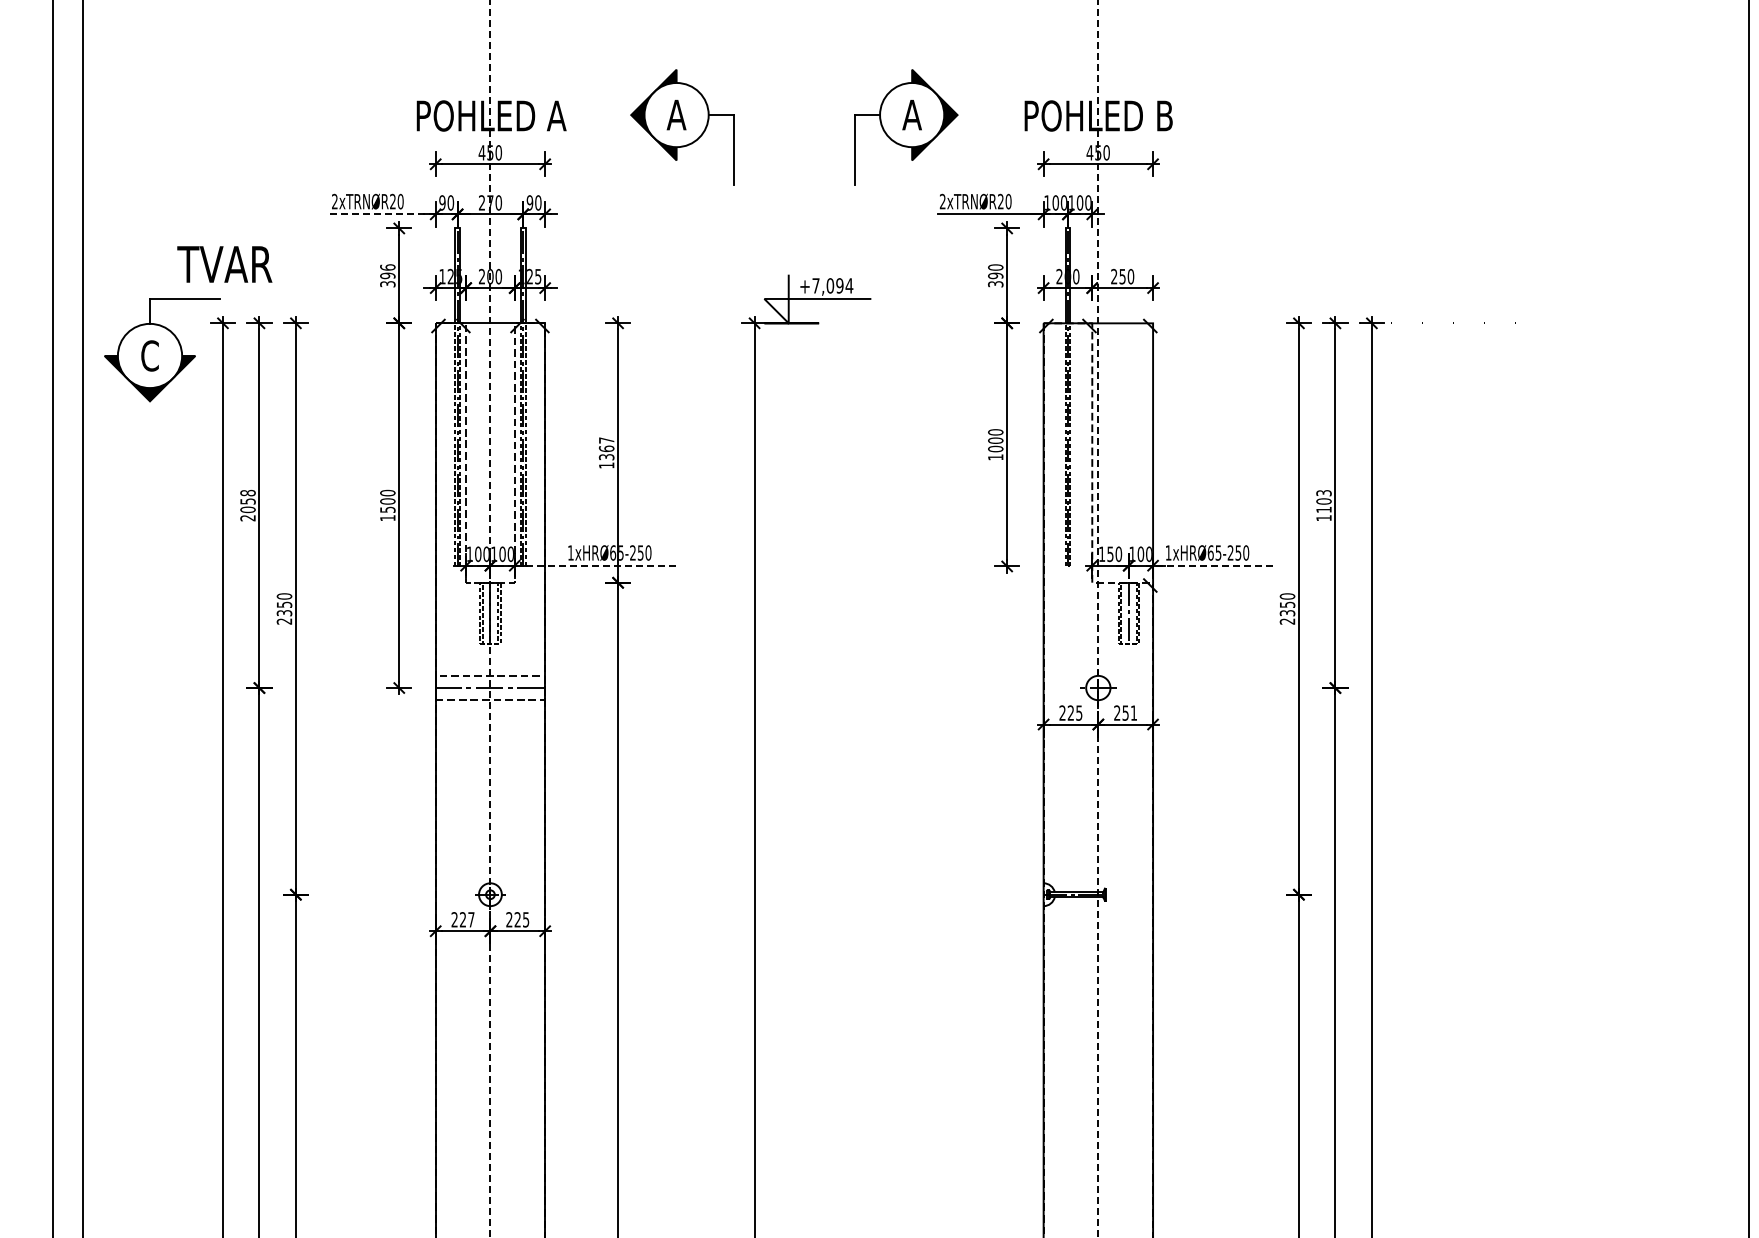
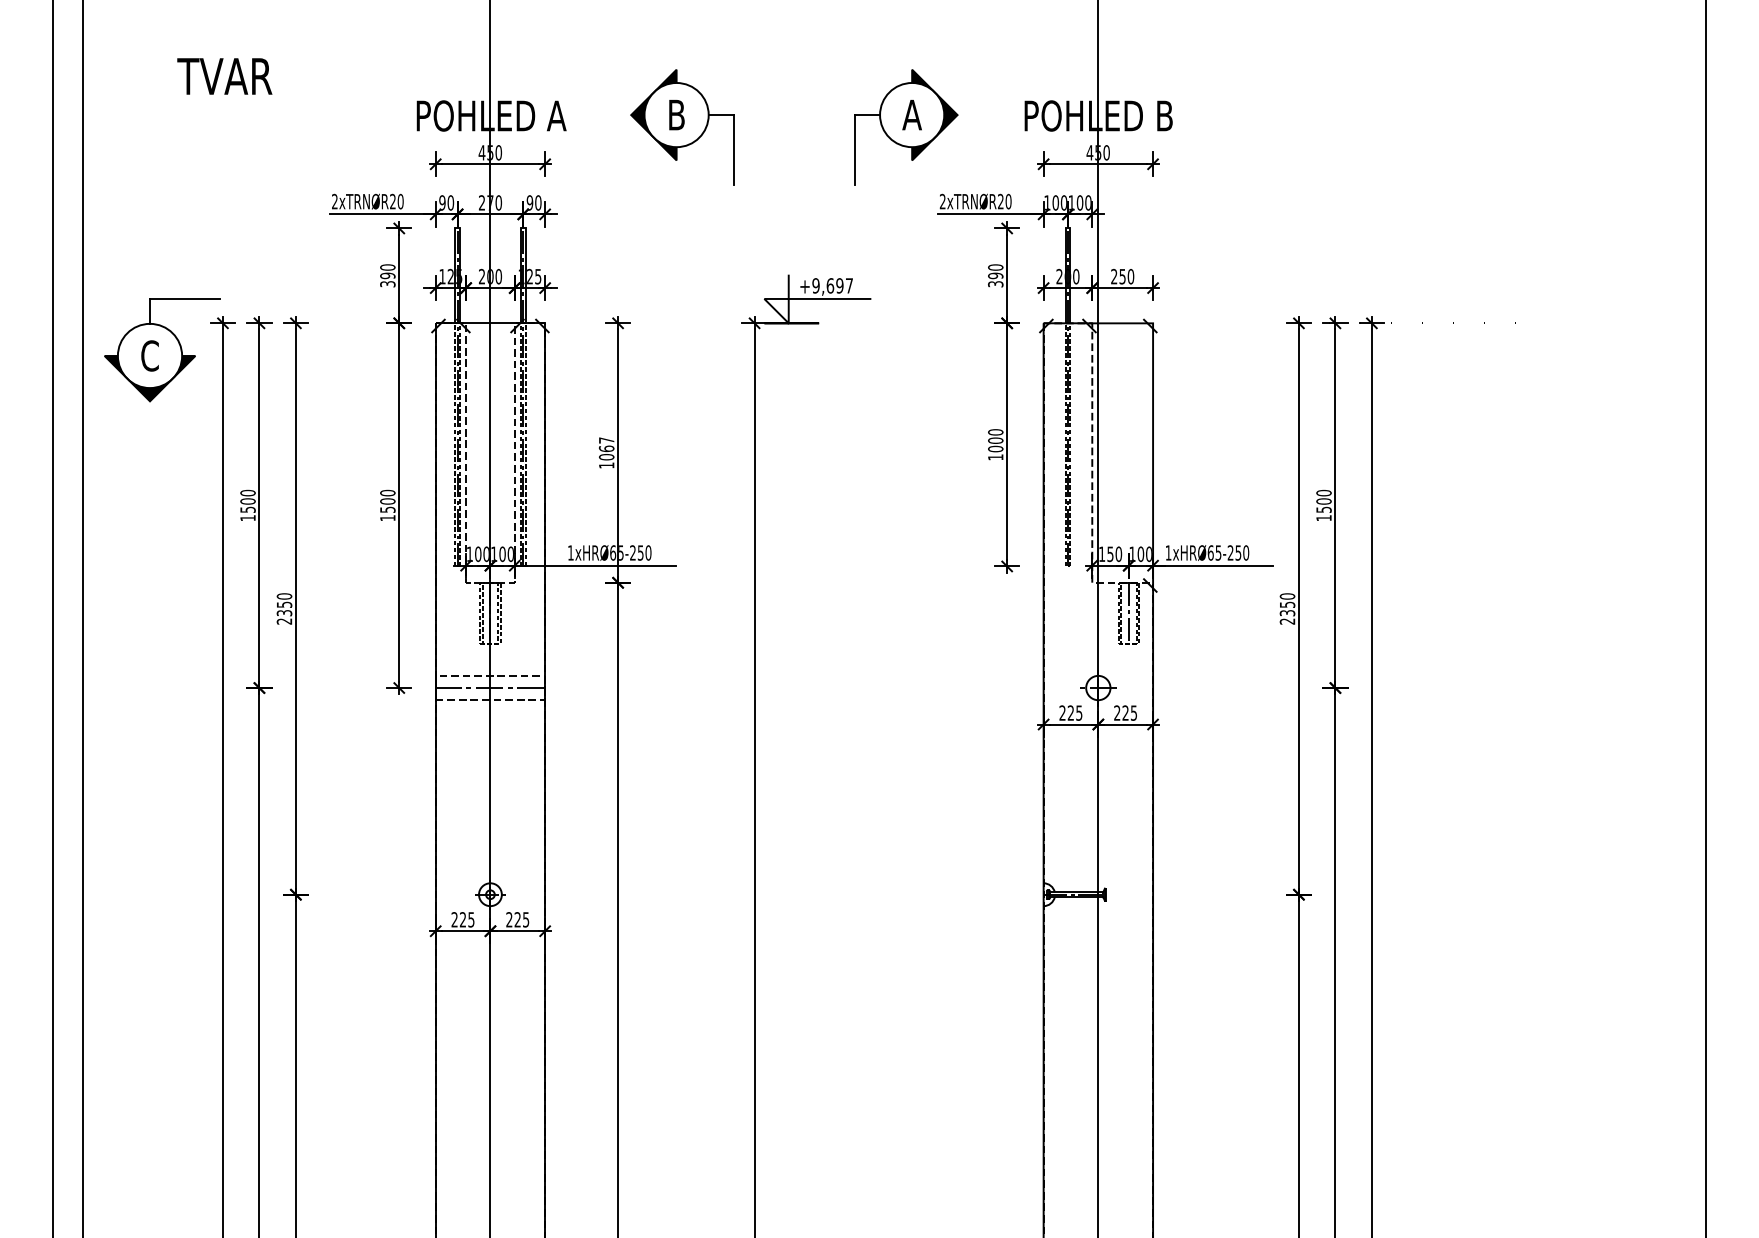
text: A -> B (676, 114)
line: dashed -> solid (382, 214)
text position: (224, 264) -> (224, 76) (224, 76)
text: 396 -> 390 (387, 267)
text: +7,094 -> +9,697 (832, 285)
text: 1367 -> 1067 (606, 457)
text: 1103 -> 1500 (1323, 500)
text: 2058 -> 1500 (247, 505)
line: dashed -> solid (594, 565)
line: dashed -> solid (1212, 565)
line position: (1749, 618) -> (1706, 618) (1706, 618)
line: dashed -> solid (490, 619)
line: dashed -> solid (1098, 619)
text: 251 -> 225 (1129, 712)
text: 227 -> 225 (471, 919)
